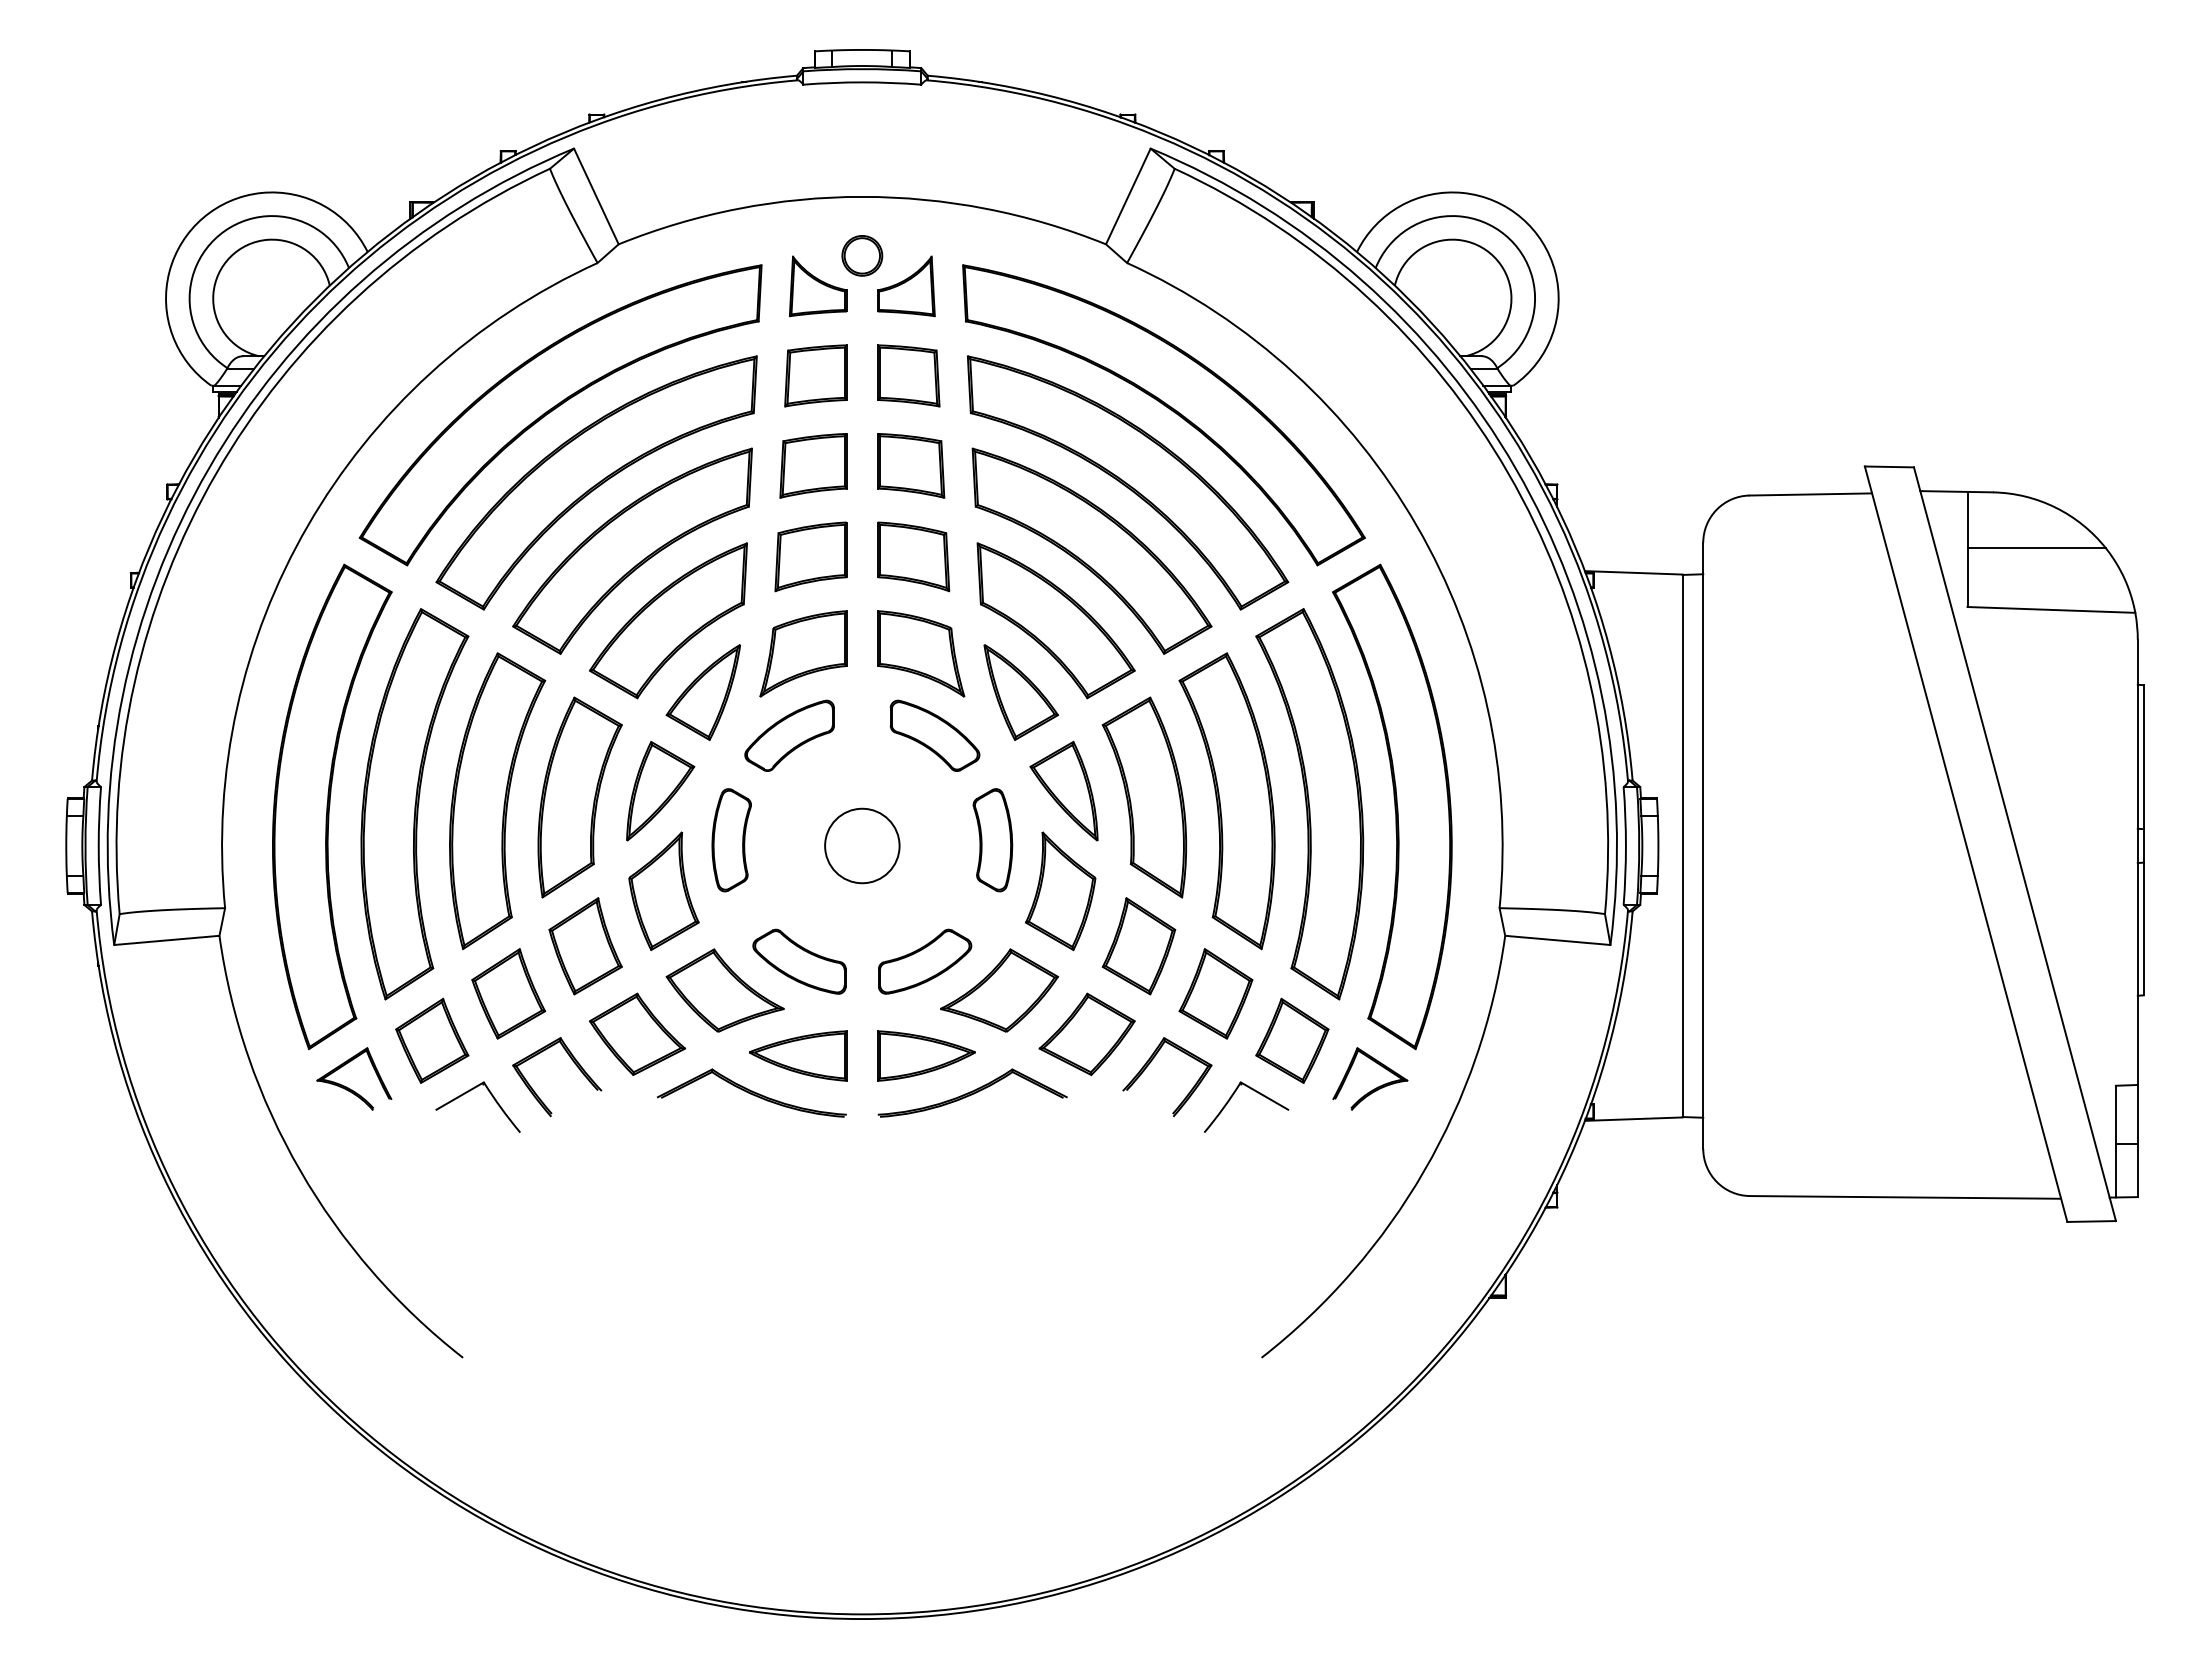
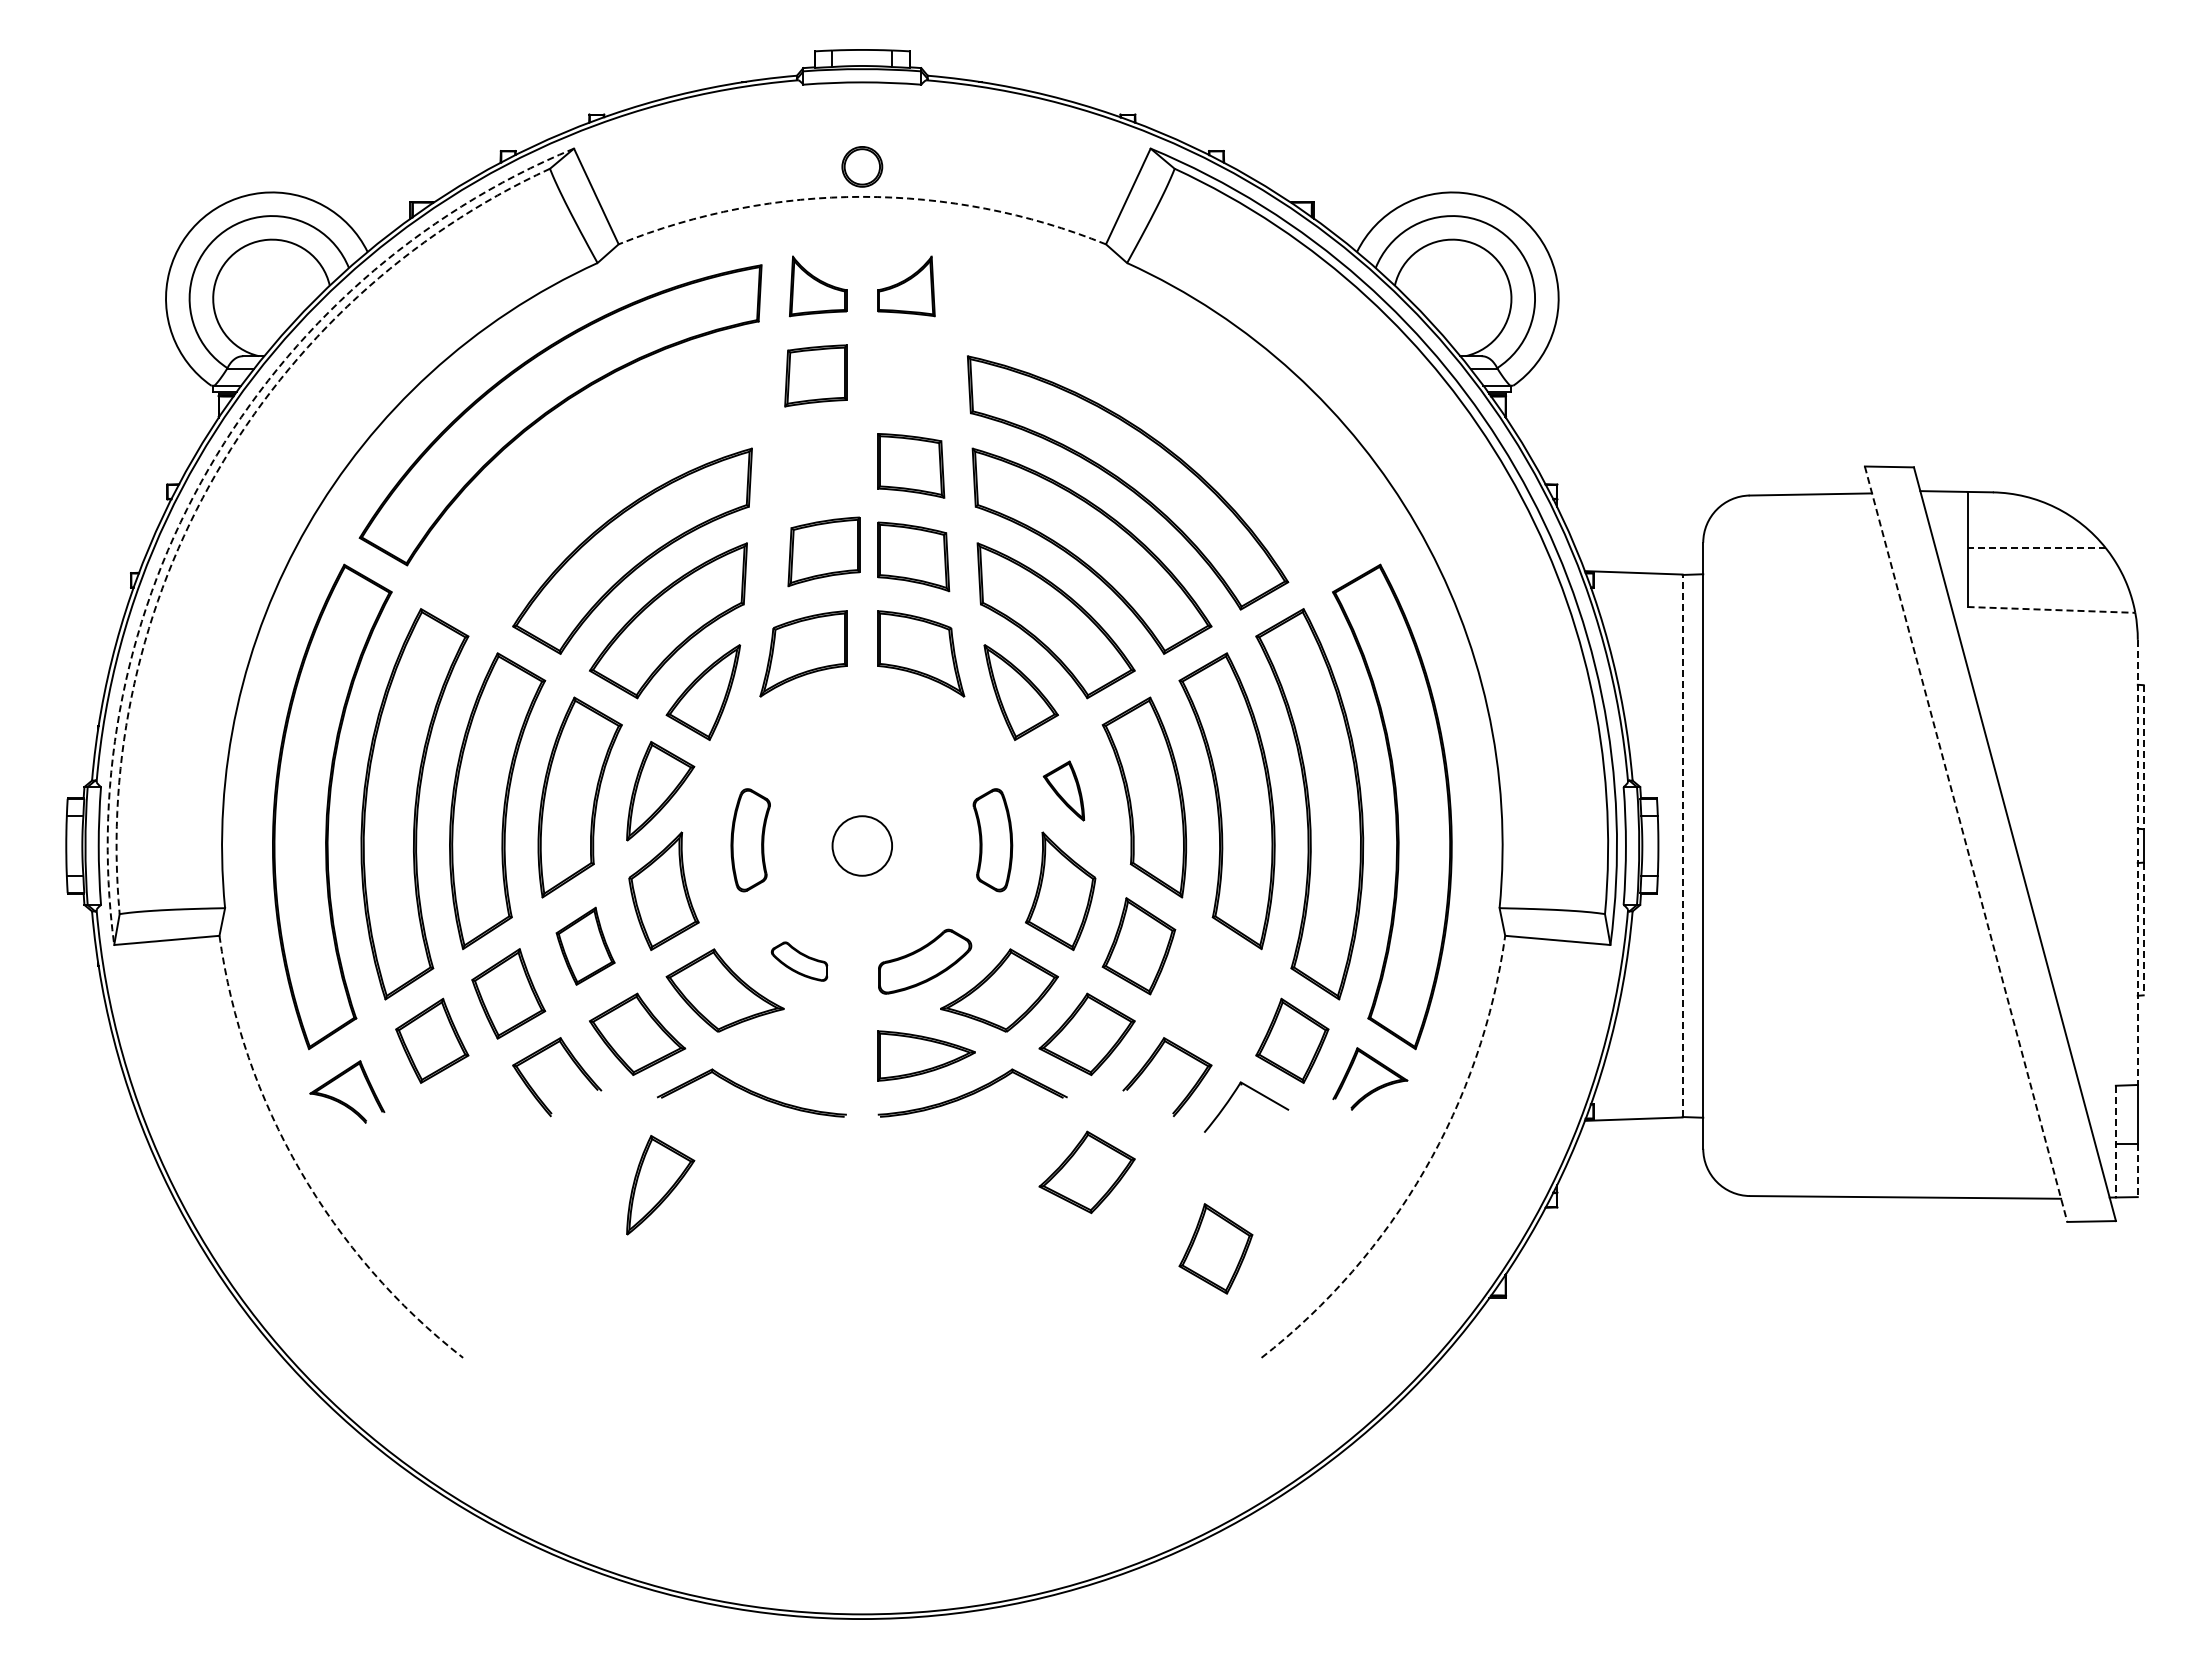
arc: solid -> dashed (862, 196)
part position: (862, 255) -> (862, 166) (862, 166)
part: present -> none (908, 375)
part: present -> none (1167, 408)
part: present -> none (813, 465)
arc: solid -> dashed (208, 468)
arc: solid -> dashed (216, 473)
part: present -> none (596, 482)
line: solid -> dashed (2036, 548)
part position: (810, 556) -> (823, 551) (823, 551)
line: solid -> dashed (2051, 609)
part: present -> none (789, 735)
part: present -> none (934, 735)
line: solid -> dashed (2143, 757)
part size: 70x102 px -> 43x62 px (1063, 790)
part position: (731, 840) -> (750, 840) (750, 840)
line: solid -> dashed (1966, 844)
circle diameter: 74 px -> 60 px (862, 845)
line: solid -> dashed (1682, 845)
line: solid -> dashed (2137, 862)
line: solid -> dashed (2143, 929)
part size: 75x99 px -> 61x80 px (585, 945)
part size: 95x67 px -> 59x41 px (799, 961)
part position: (1215, 993) -> (1215, 1248) (1215, 1248)
part: present -> none (798, 1055)
part position: (350, 1088) -> (343, 1101) (343, 1101)
part: present -> none (470, 1091)
line: solid -> dashed (2115, 1141)
arc: solid -> dashed (300, 1170)
arc: solid -> dashed (1424, 1170)
line: solid -> dashed (2137, 1170)
part: none -> present (1086, 1172)
part: none -> present (660, 1185)
